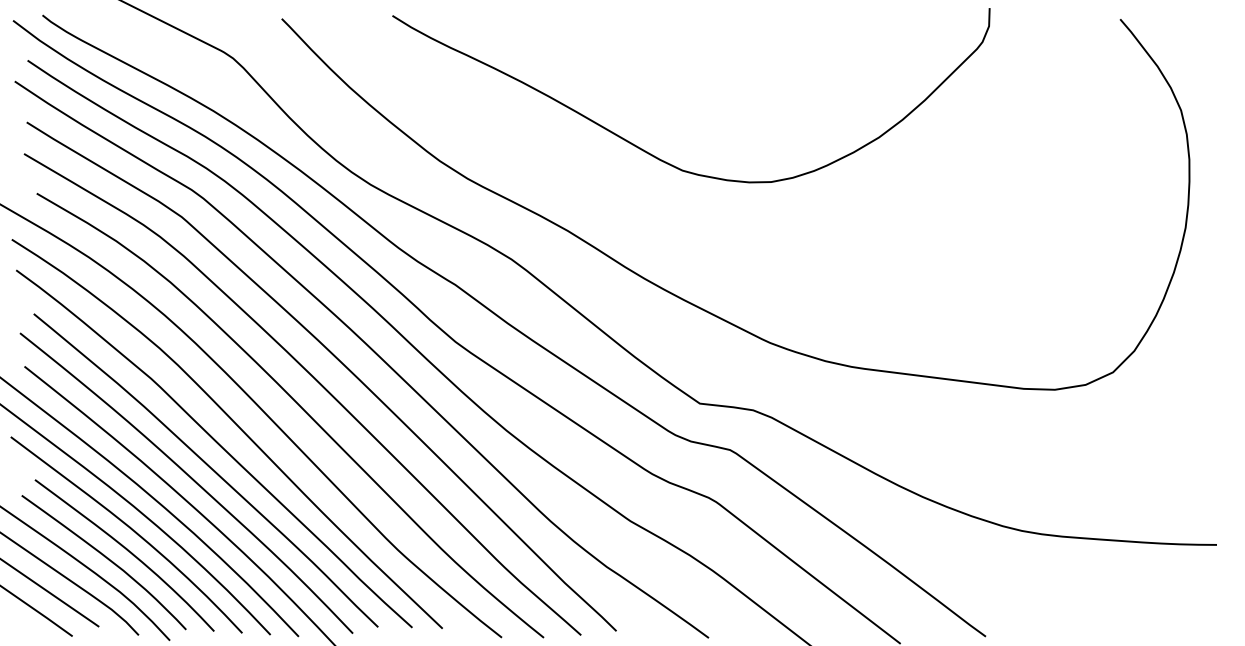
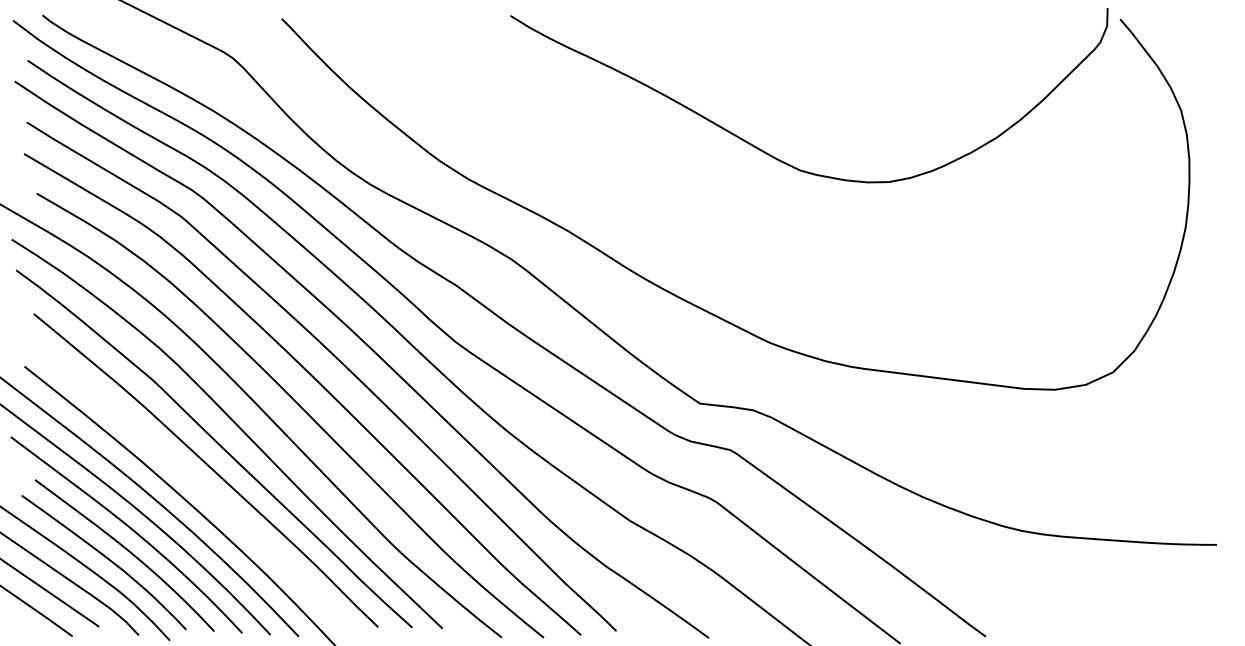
curve position: (658, 157) -> (776, 157) (776, 157)
curve: present -> none (190, 478)
